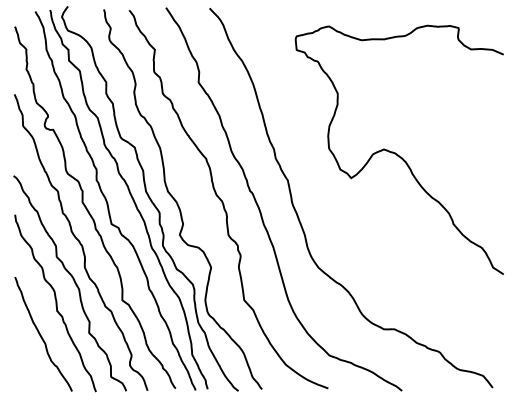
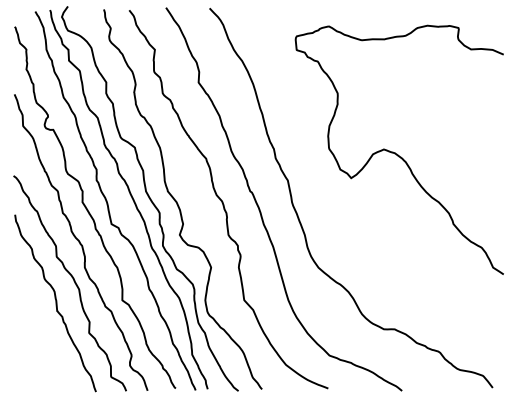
curve: present -> none (41, 335)
